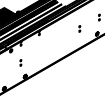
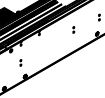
part position: (79, 28) -> (73, 29) (73, 29)
